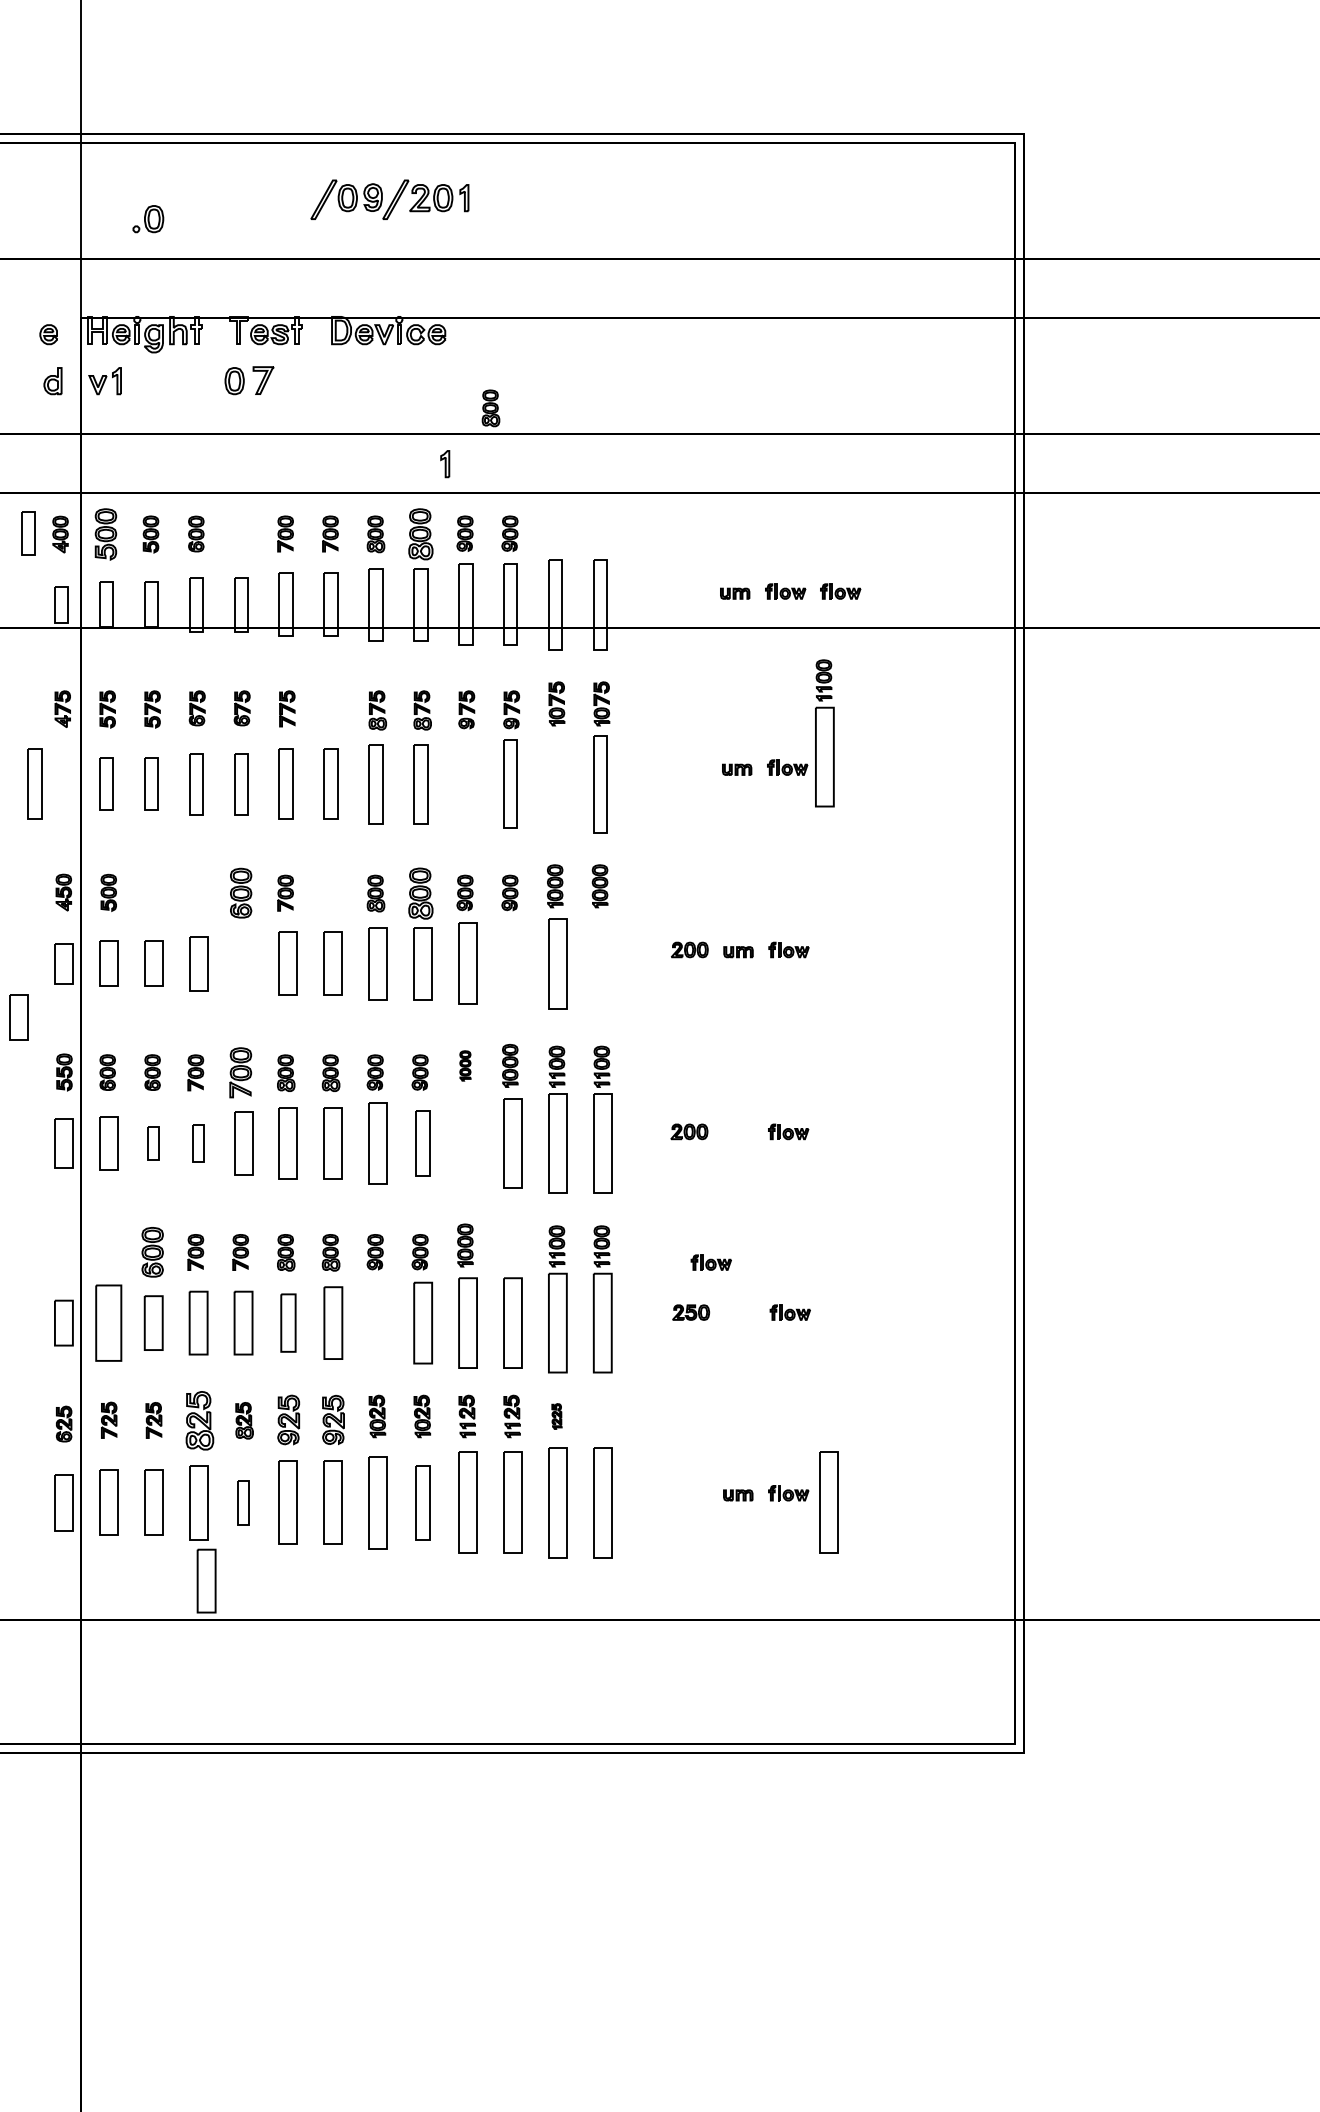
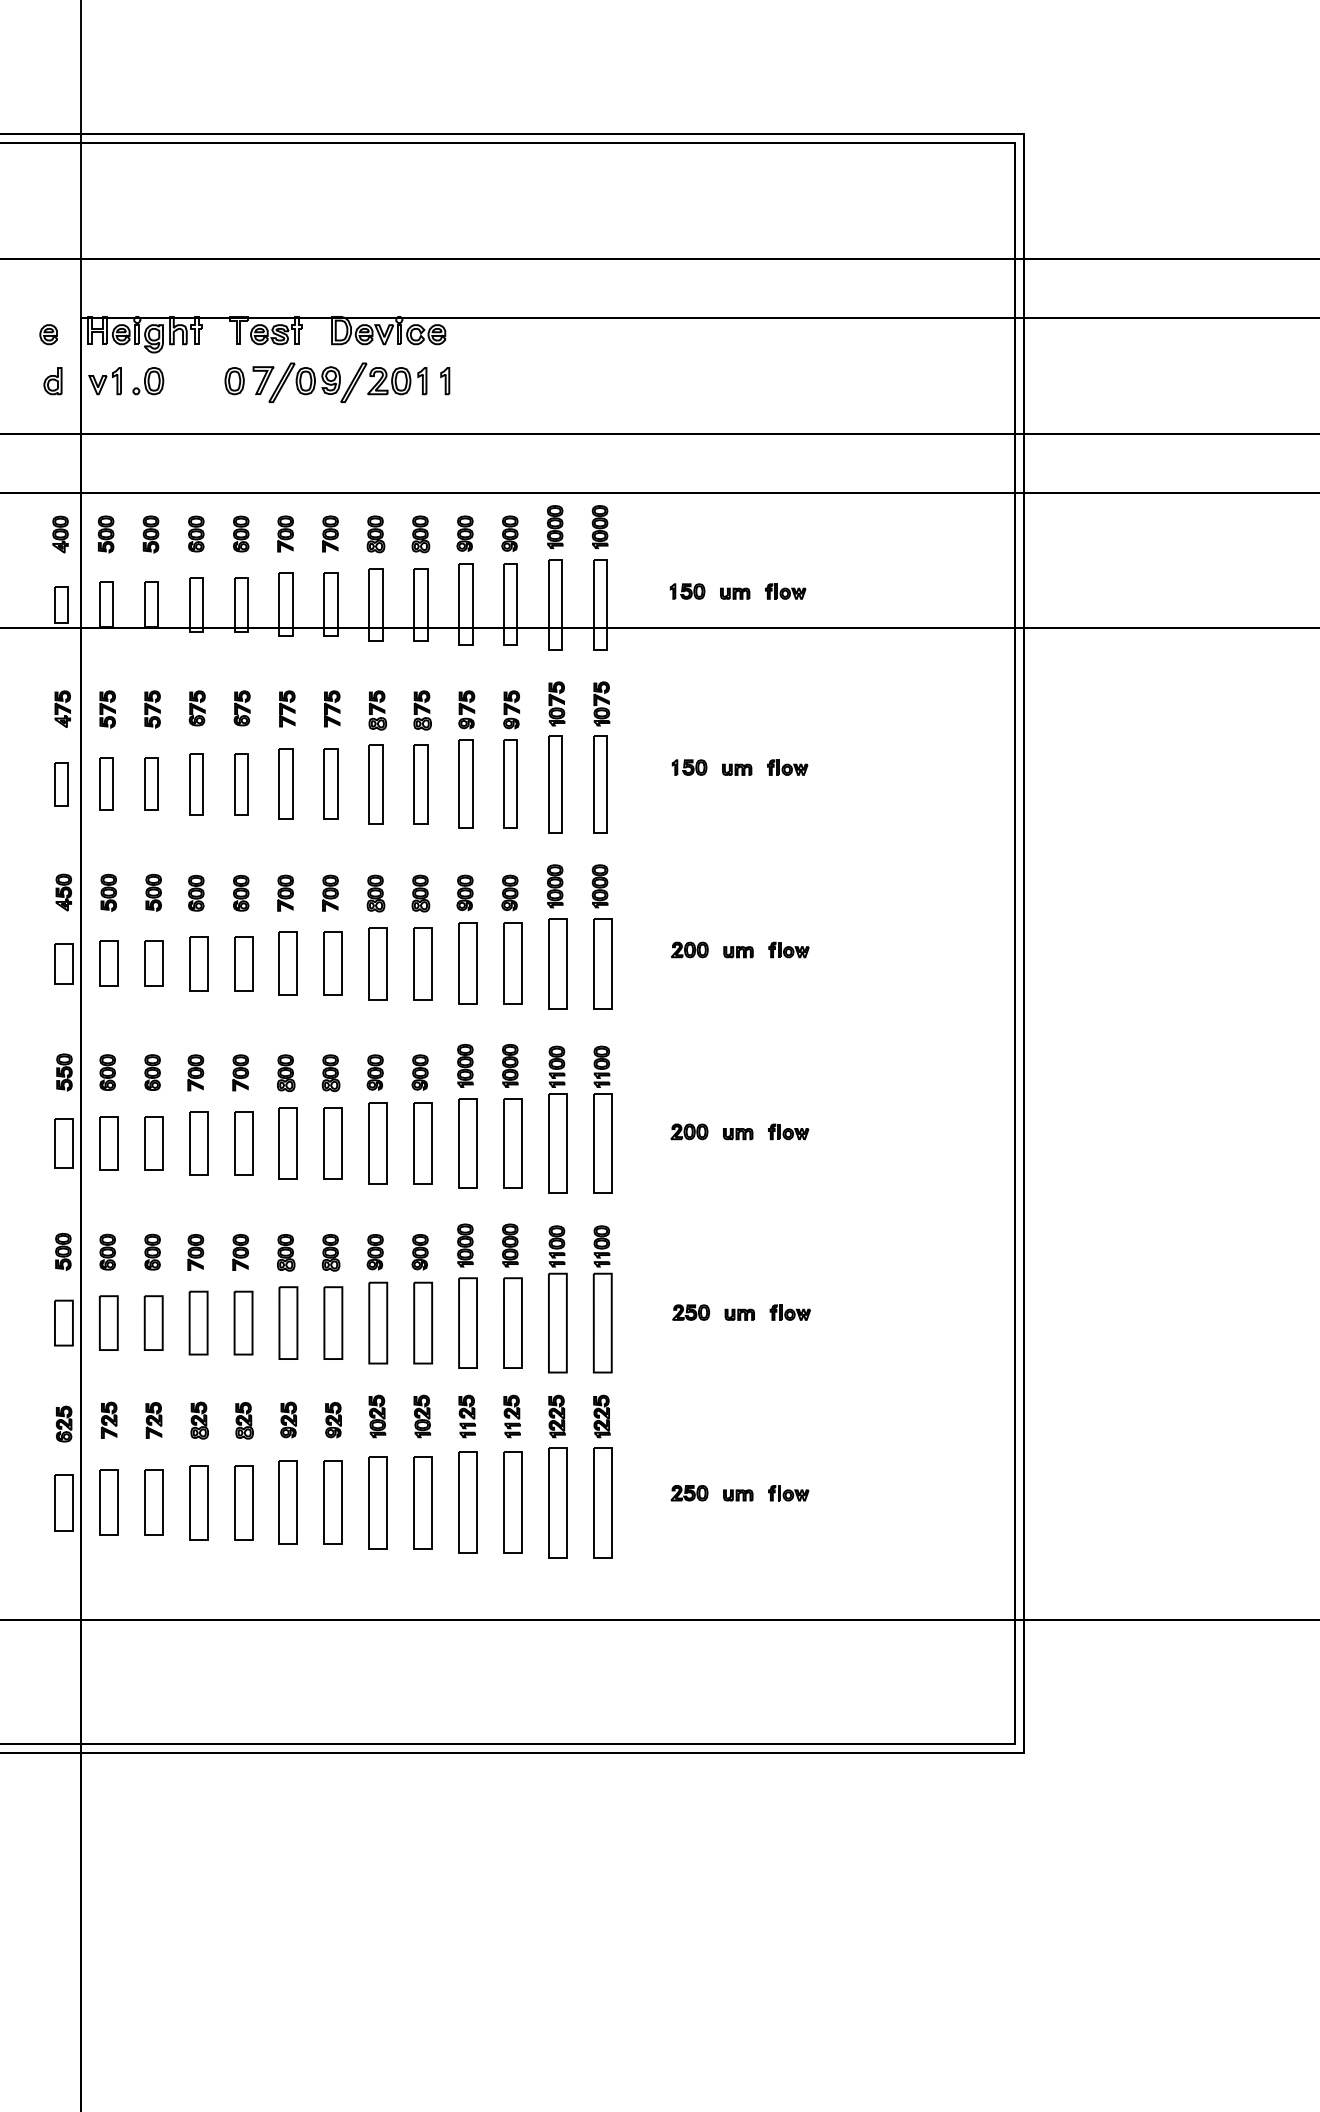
part position: (389, 199) -> (347, 382) (347, 382)
part position: (148, 219) -> (148, 381) (148, 381)
part: present -> none (490, 408)
part position: (445, 464) -> (445, 381) (445, 381)
part: none -> present (555, 526)
part: none -> present (599, 526)
part position: (28, 533) -> (61, 784) (61, 784)
part: none -> present (241, 533)
part size: 24x53 px -> 17x39 px (106, 534)
part size: 26x53 px -> 20x39 px (420, 534)
part: none -> present (687, 591)
part: present -> none (840, 591)
part: none -> present (332, 708)
part: present -> none (824, 733)
part: none -> present (689, 767)
part: present -> none (34, 783)
part: none -> present (465, 783)
part: none -> present (555, 784)
part: none -> present (153, 892)
part size: 23x52 px -> 17x37 px (241, 893)
part: none -> present (330, 892)
part: none -> present (196, 893)
part size: 26x53 px -> 20x39 px (420, 893)
part: none -> present (243, 963)
part: none -> present (512, 963)
part: none -> present (602, 963)
part: present -> none (18, 1017)
part size: 13x32 px -> 17x44 px (465, 1065)
part size: 24x52 px -> 17x38 px (240, 1072)
part: none -> present (738, 1134)
part size: 13x35 px -> 20x55 px (153, 1143)
part size: 13x39 px -> 20x65 px (198, 1143)
part size: 16x67 px -> 20x83 px (422, 1143)
part: none -> present (467, 1143)
part: none -> present (510, 1245)
part: none -> present (63, 1251)
part: none -> present (107, 1251)
part size: 23x51 px -> 17x38 px (152, 1251)
part: present -> none (710, 1262)
part: none -> present (739, 1314)
part size: 28x78 px -> 20x56 px (108, 1322)
part size: 17x60 px -> 21x74 px (288, 1322)
part: none -> present (378, 1322)
part size: 12x27 px -> 18x45 px (556, 1416)
part: none -> present (601, 1416)
part size: 24x52 px -> 17x38 px (288, 1419)
part size: 30x60 px -> 19x39 px (199, 1420)
part size: 23x51 px -> 17x37 px (333, 1420)
part: none -> present (689, 1493)
part size: 13x46 px -> 20x76 px (243, 1502)
part size: 16x76 px -> 20x94 px (422, 1502)
part: present -> none (828, 1502)
part: present -> none (206, 1580)
